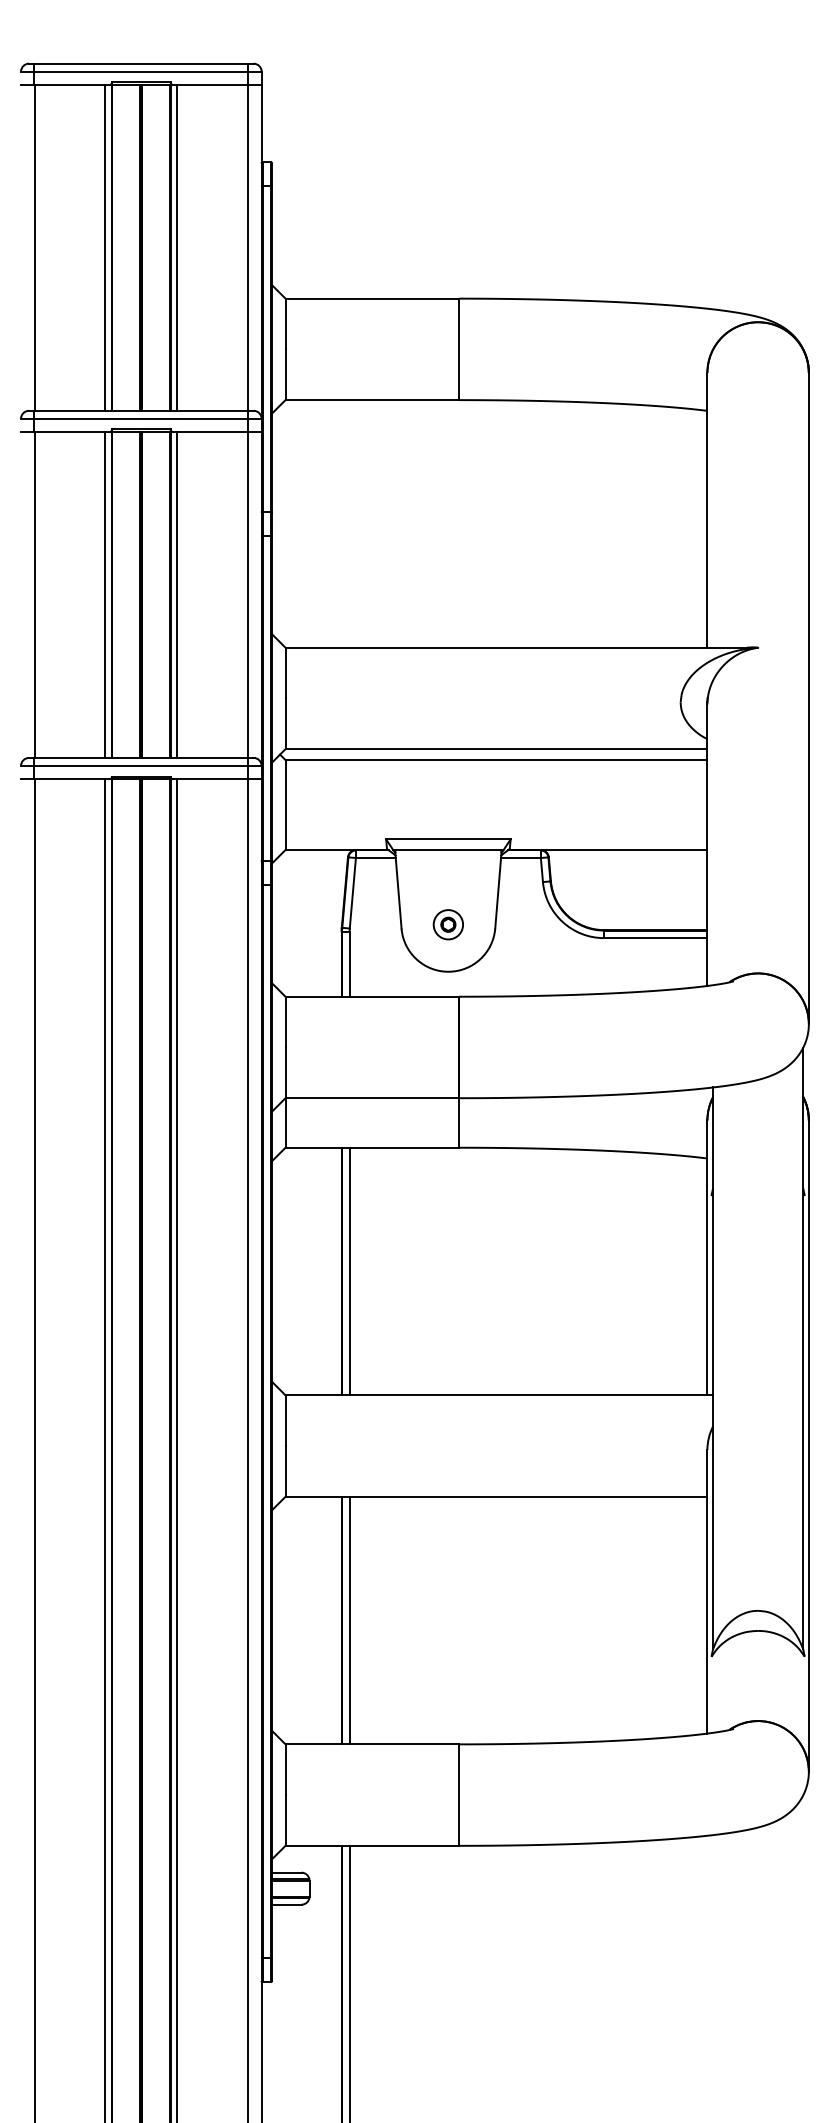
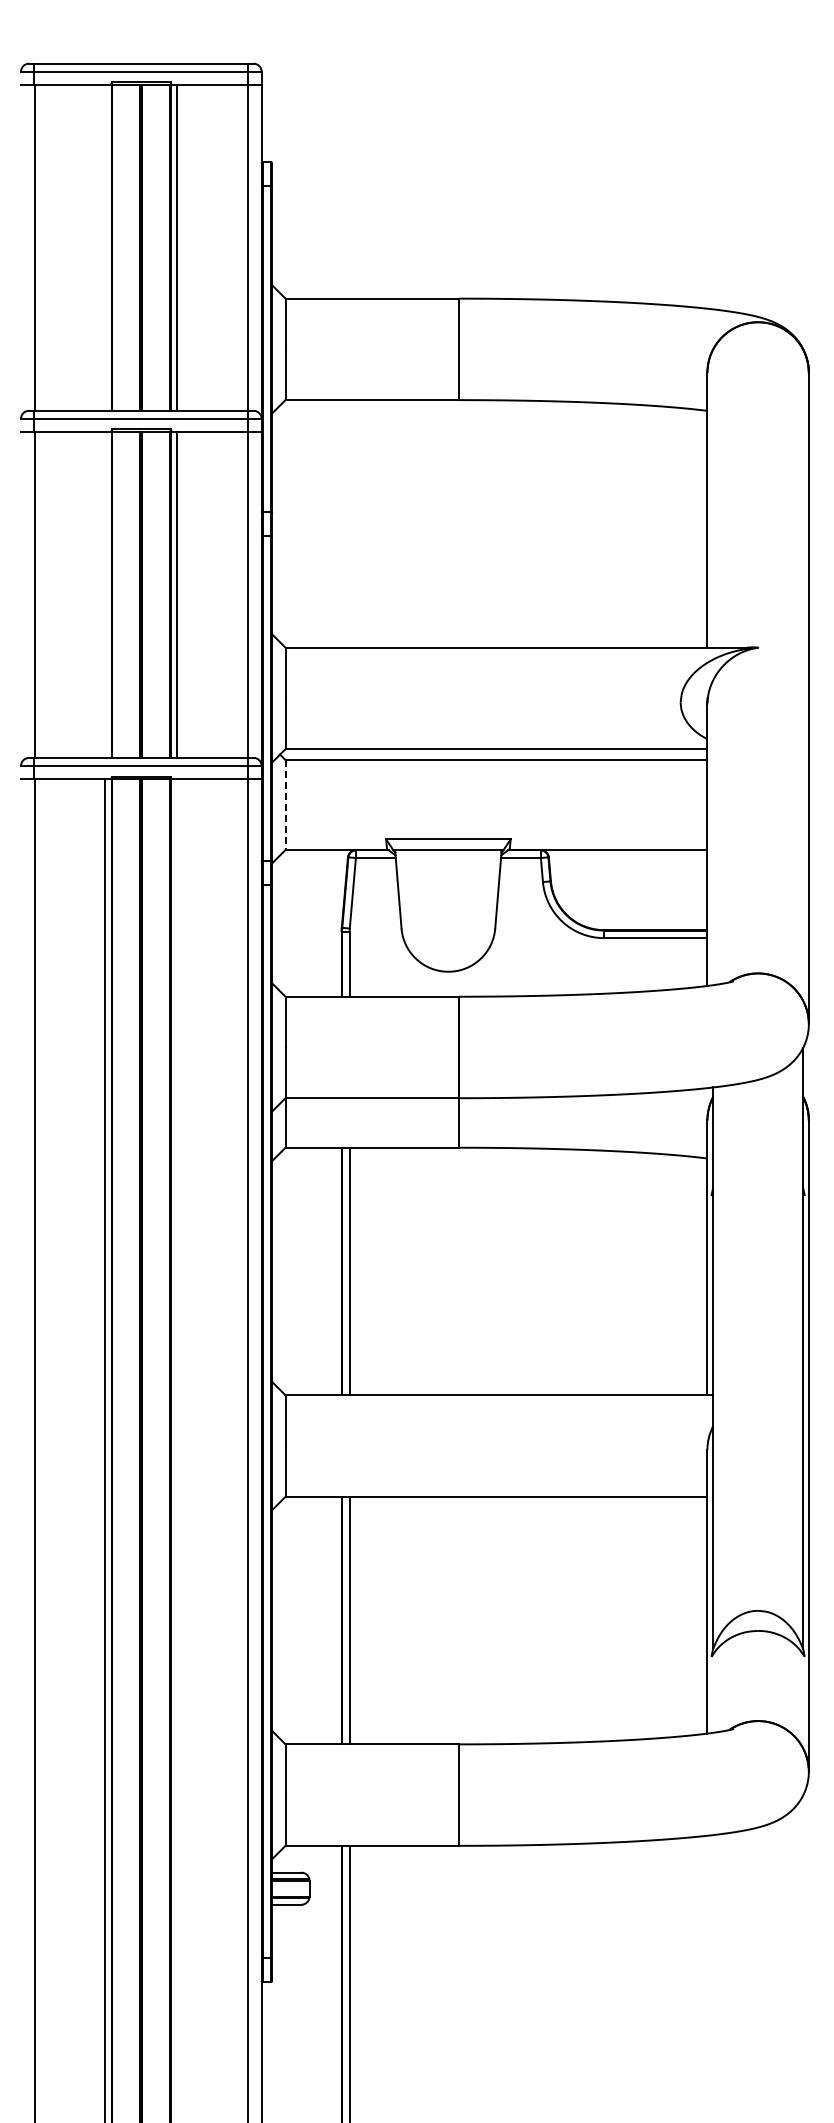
line: present -> none (105, 247)
line: present -> none (105, 594)
line: solid -> dashed (285, 805)
part: present -> none (447, 924)
line: present -> none (177, 1449)
